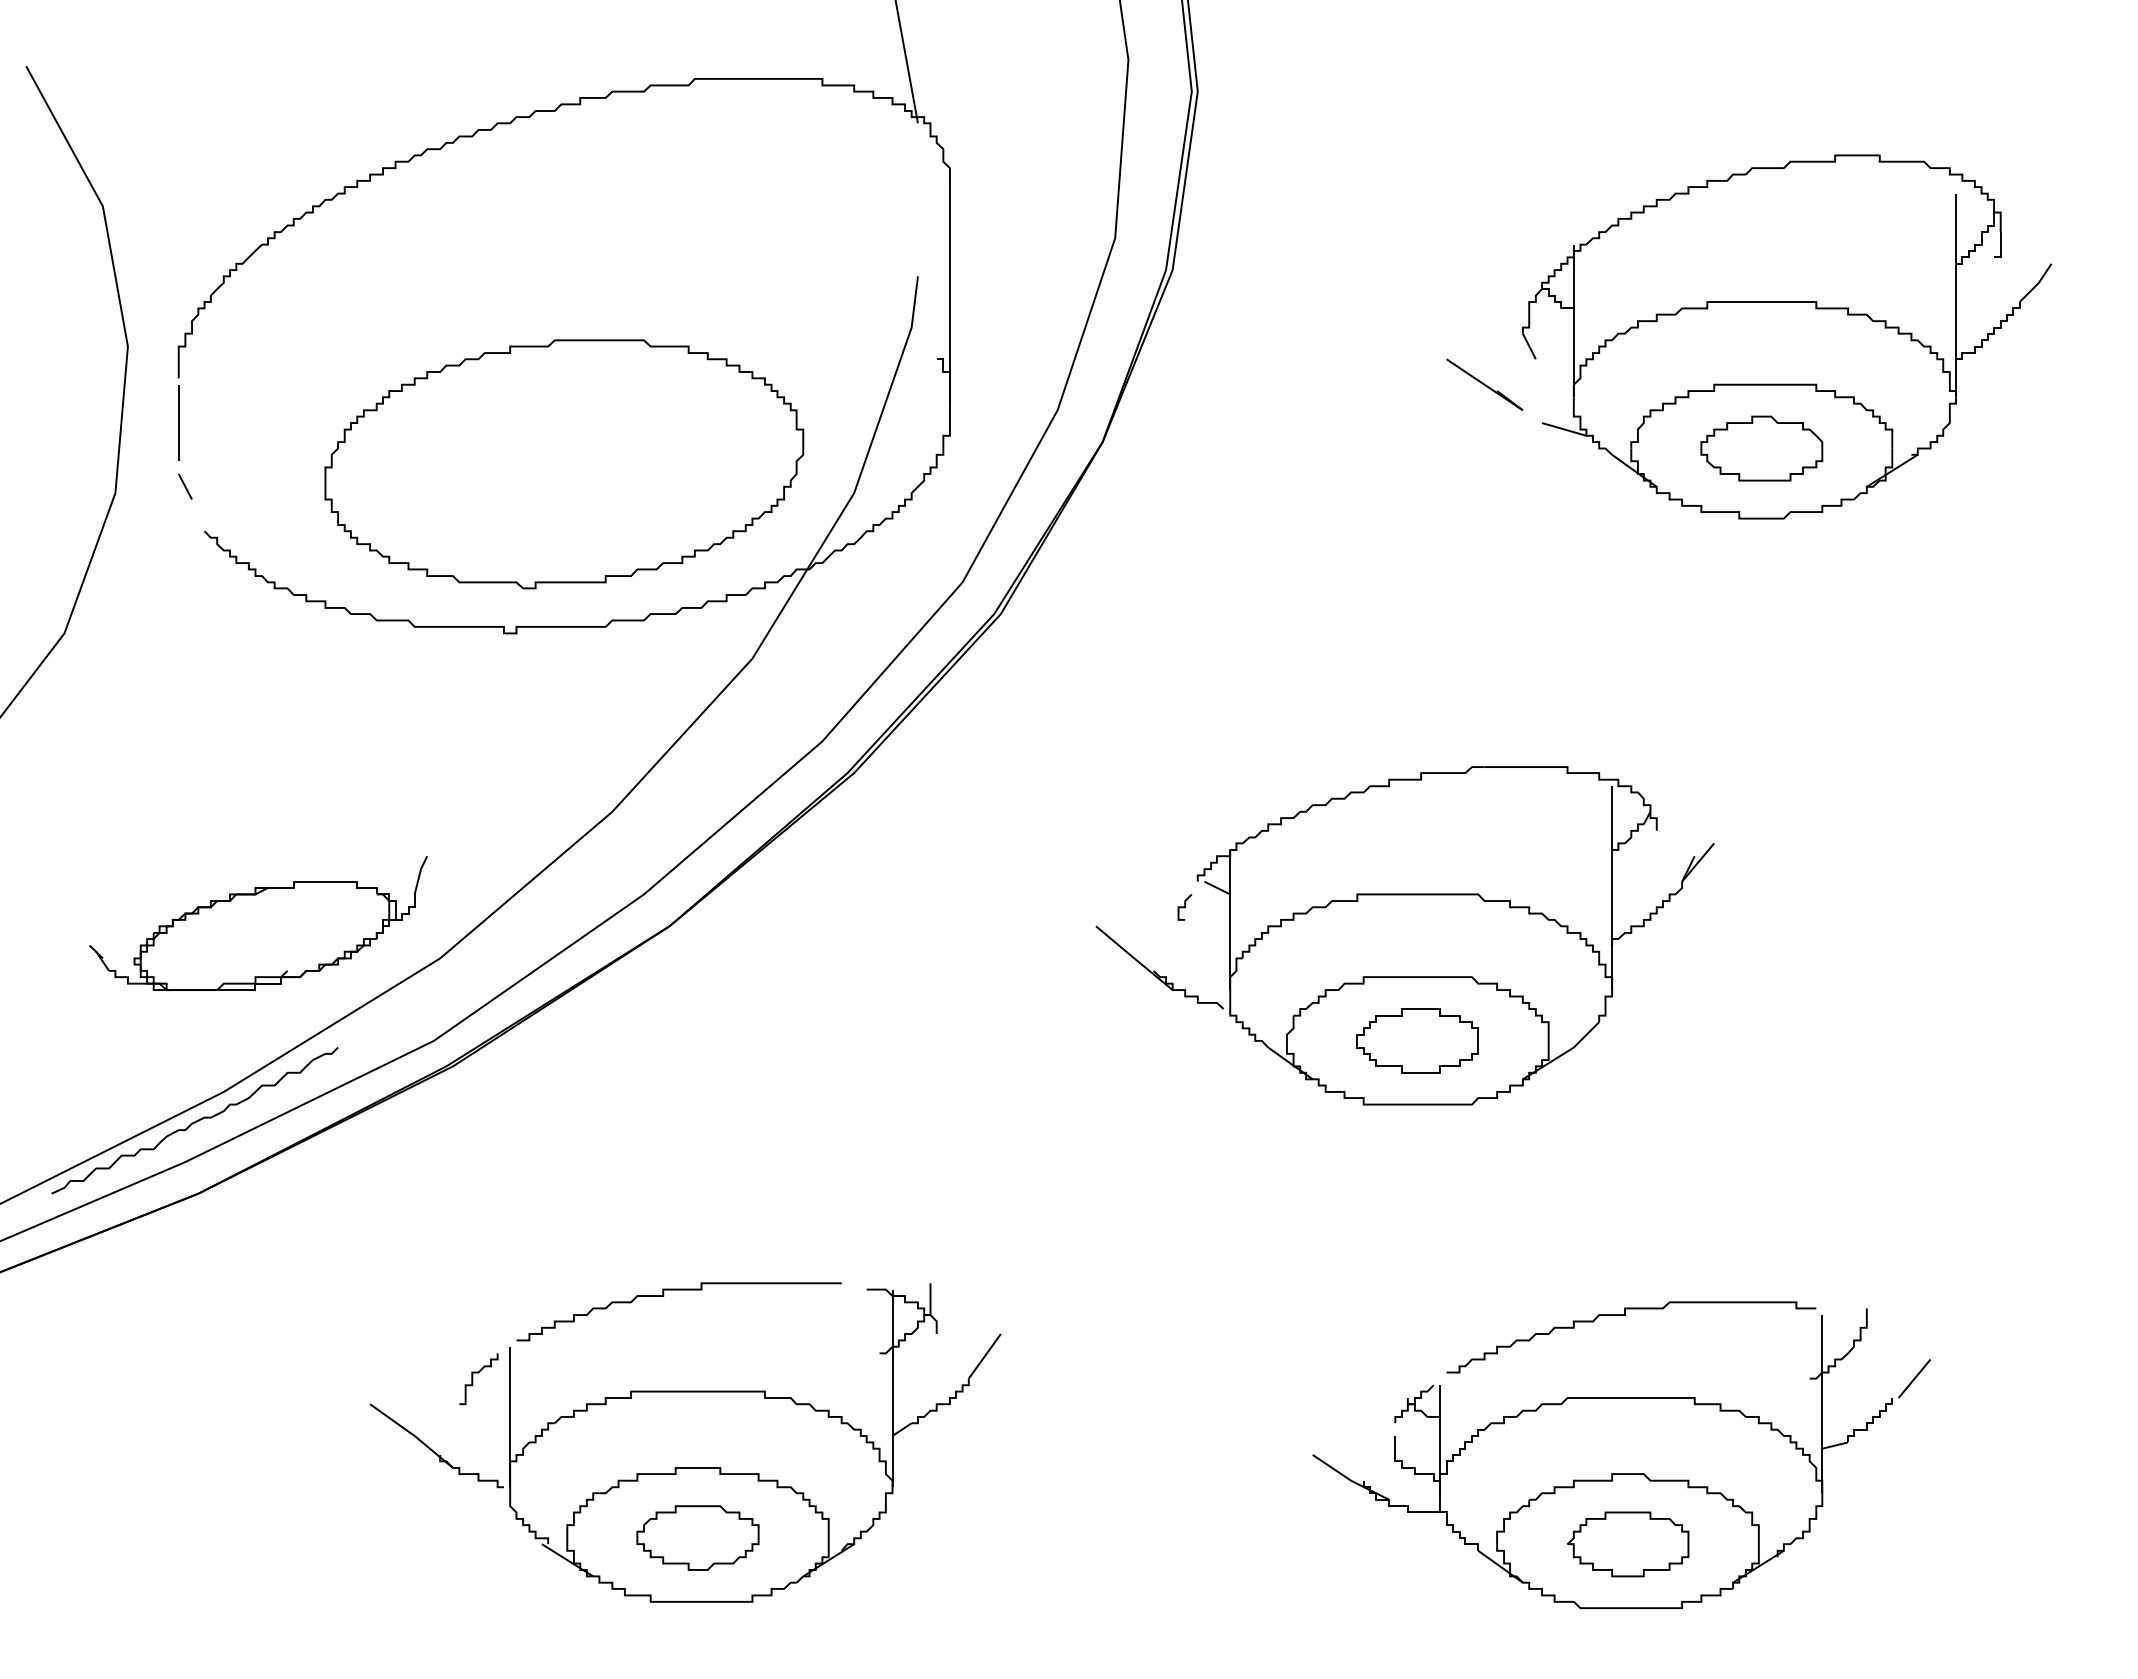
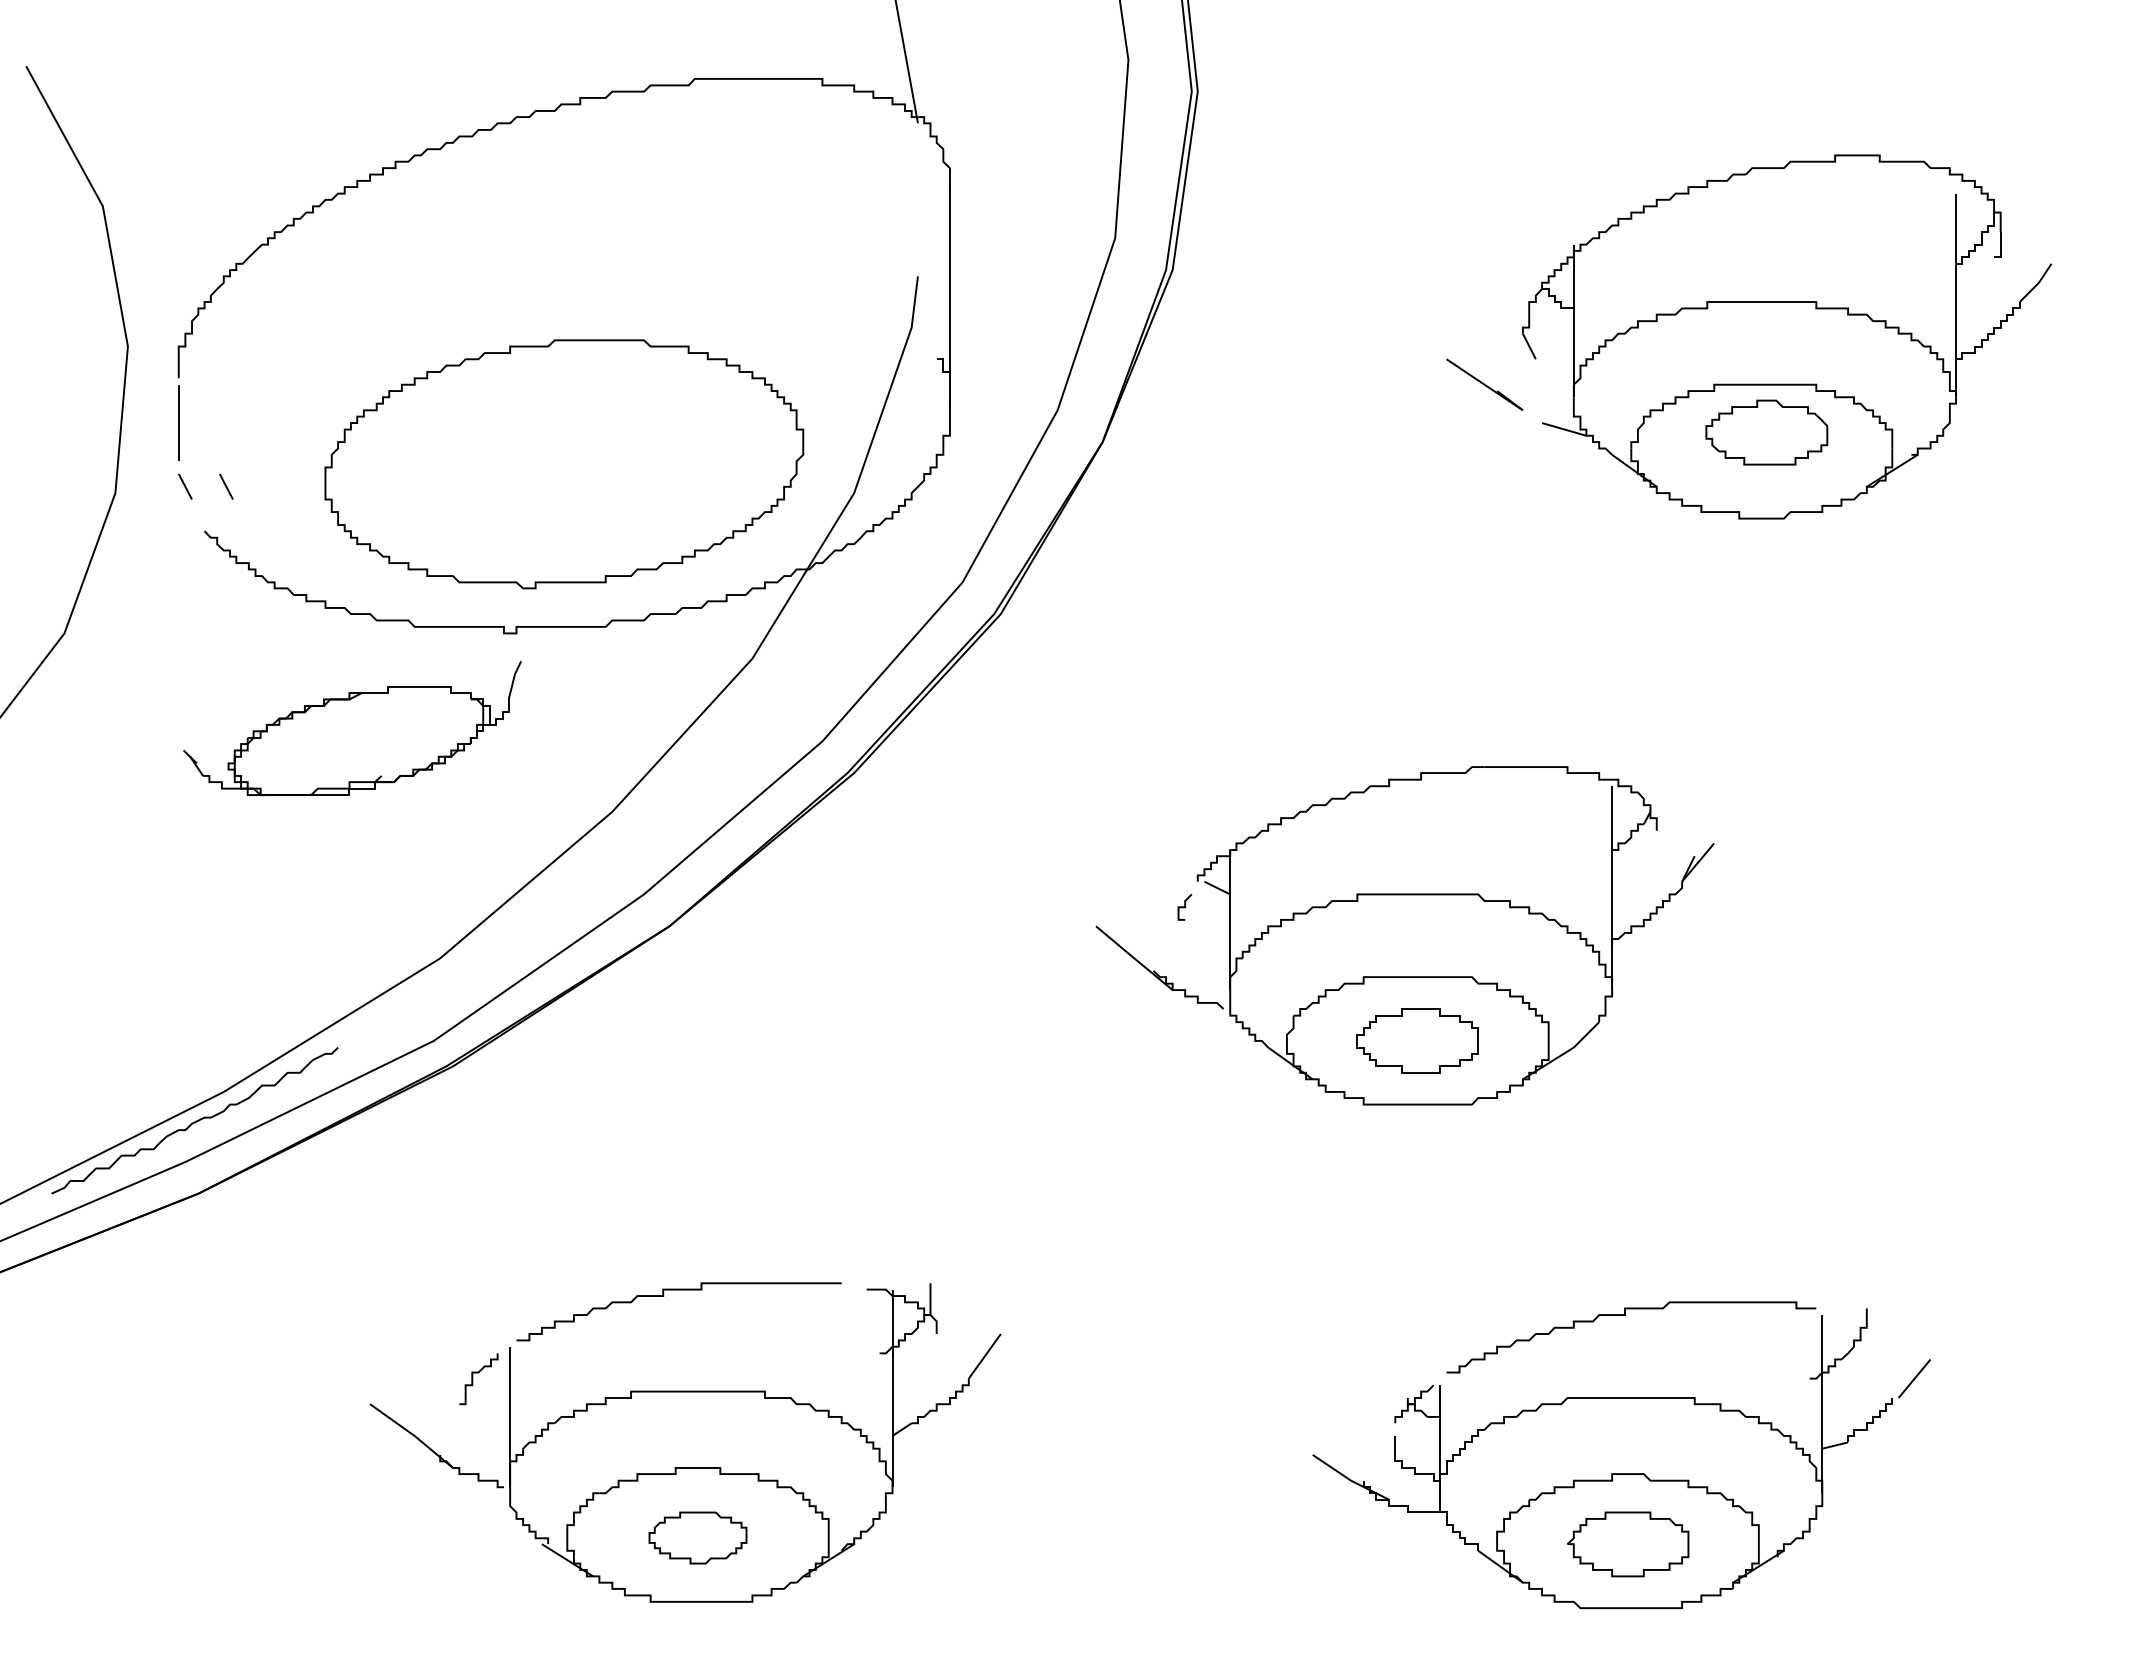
part position: (1761, 448) -> (1766, 432) (1766, 432)
line: none -> present (226, 486)
part position: (258, 923) -> (352, 728) (352, 728)
part size: 124x66 px -> 100x54 px (697, 1537)
